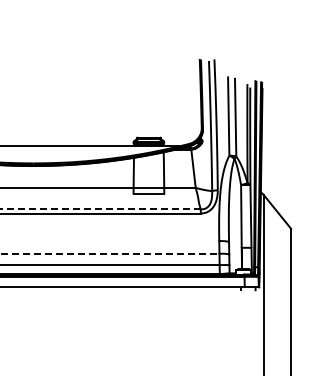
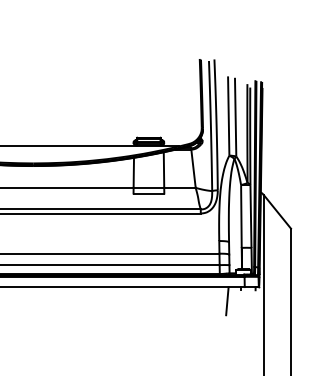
line: dashed -> solid (100, 209)
line: dashed -> solid (110, 253)
line: none -> present (227, 301)
